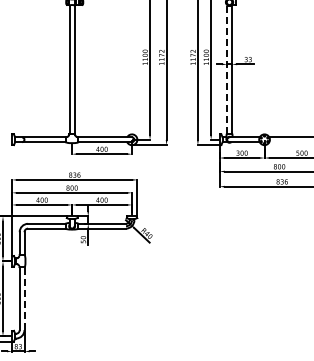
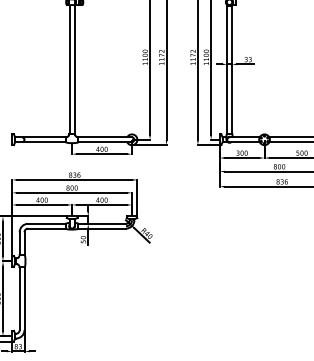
line: dashed -> solid (227, 68)
line: none -> present (289, 142)
line: dashed -> solid (24, 298)
